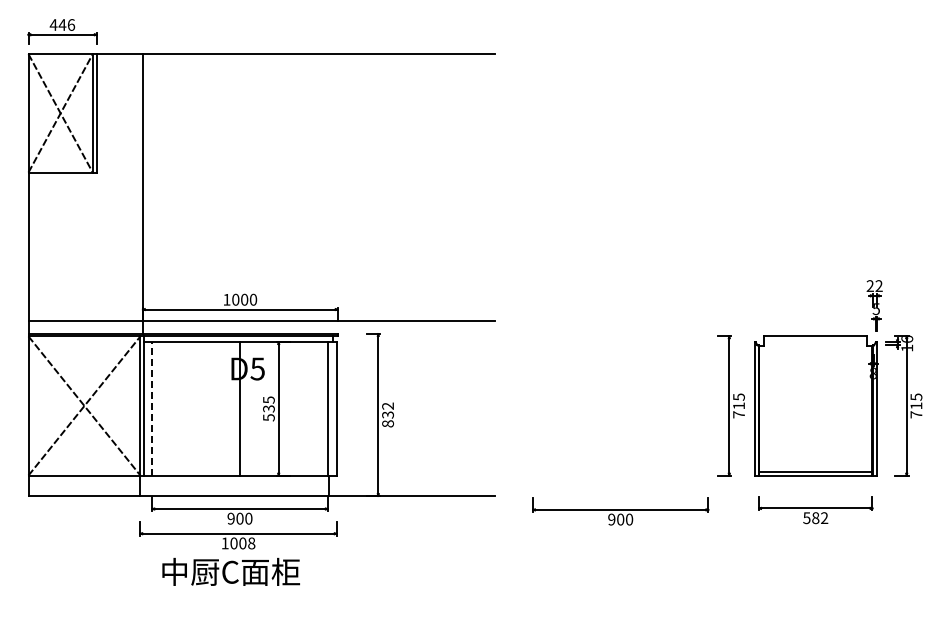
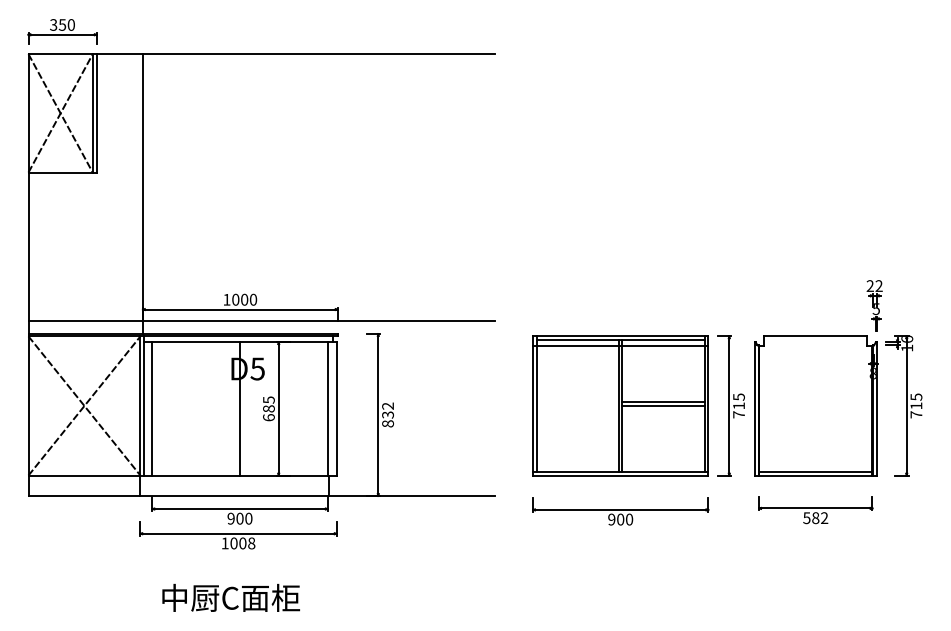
text: 446 -> 350 (62, 24)
part: none -> present (620, 405)
line: dashed -> solid (152, 408)
text: 535 -> 685 (268, 413)
text position: (230, 571) -> (230, 597) (230, 597)
